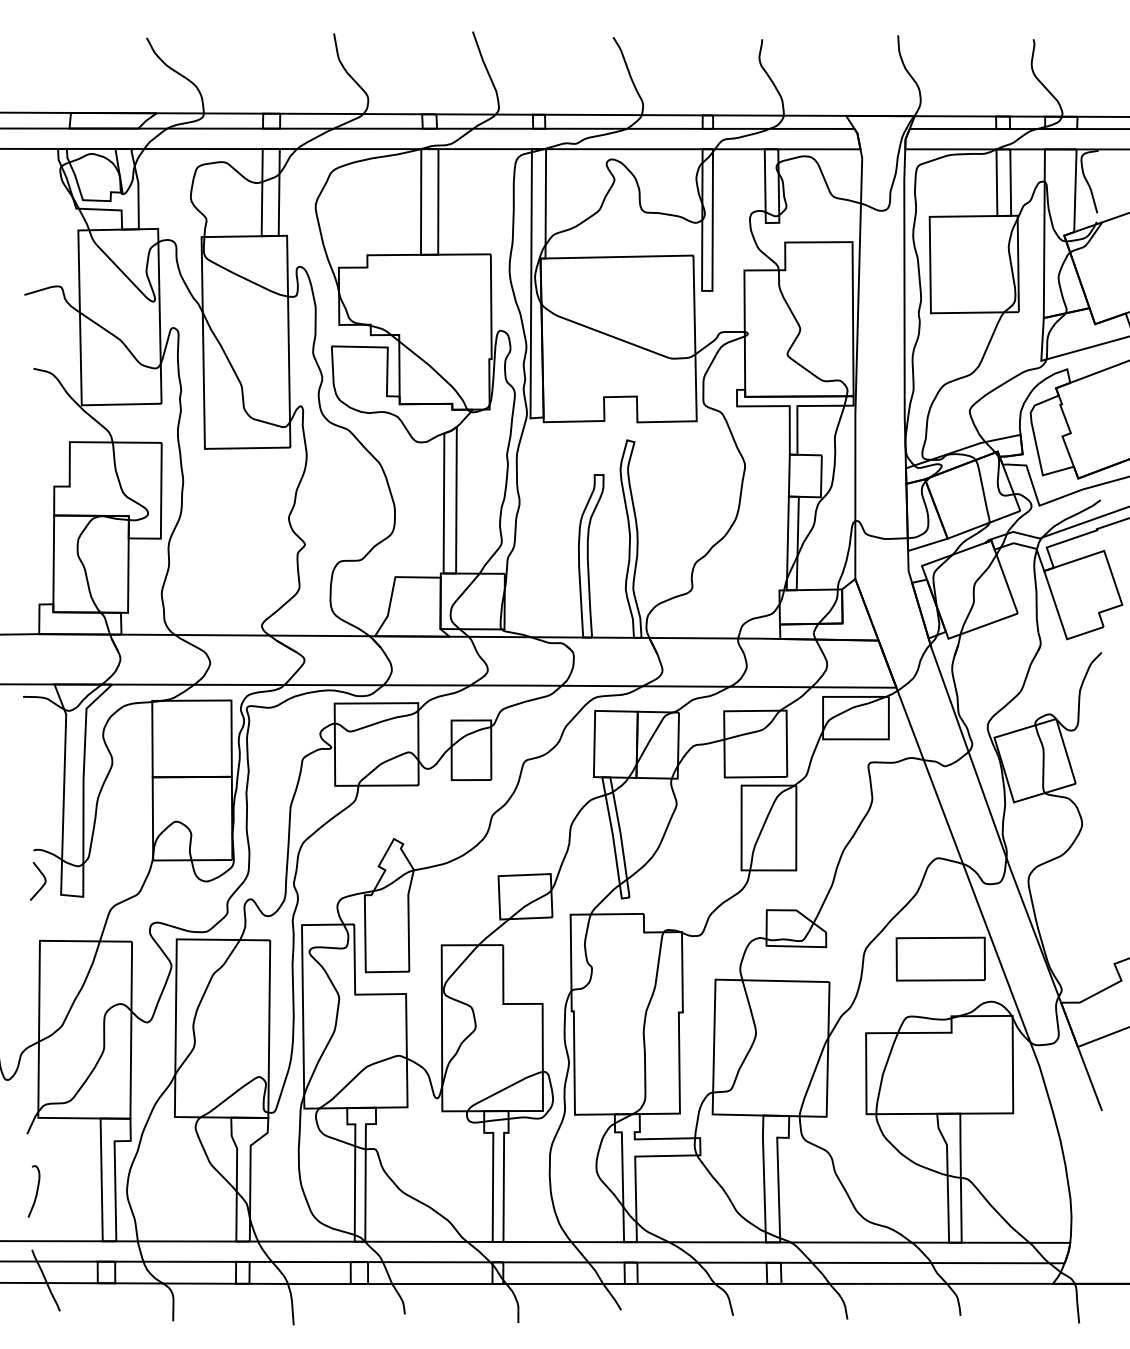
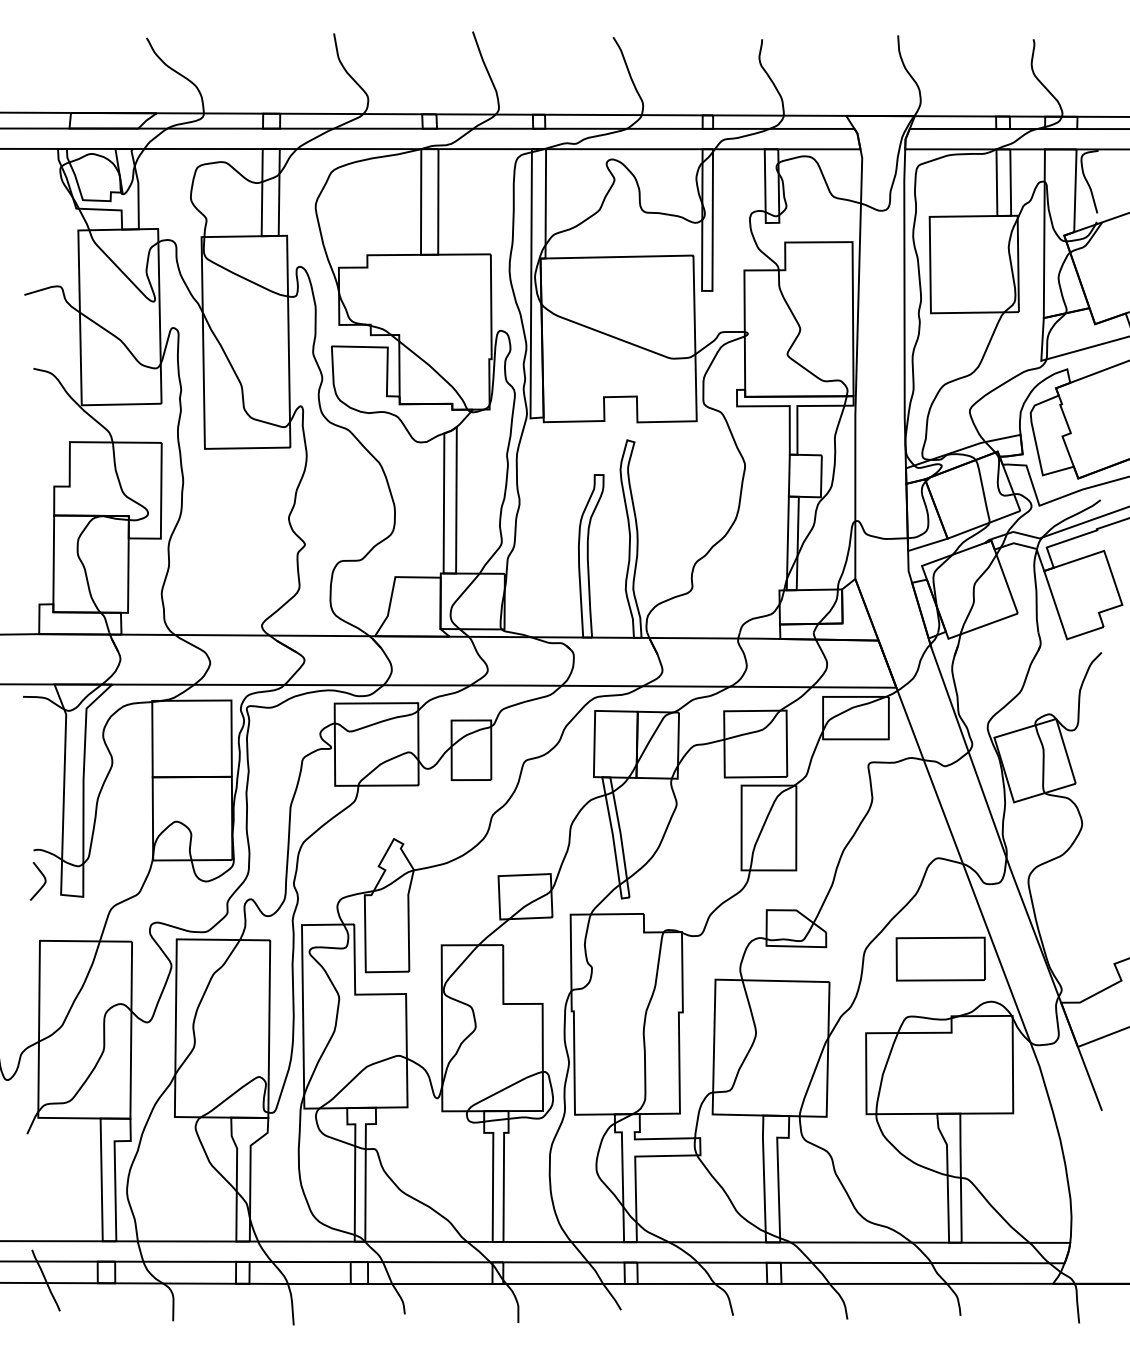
curve: present -> none (36, 1191)
